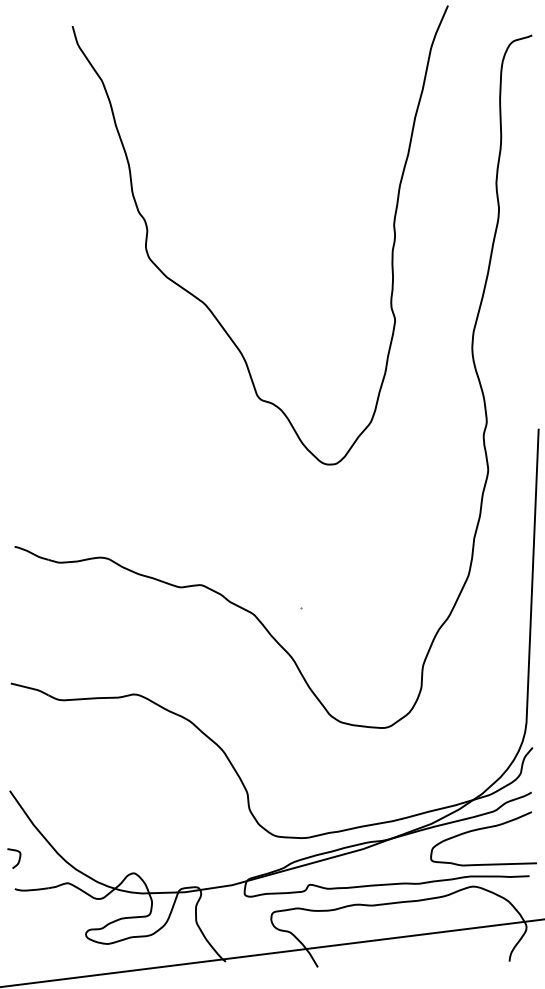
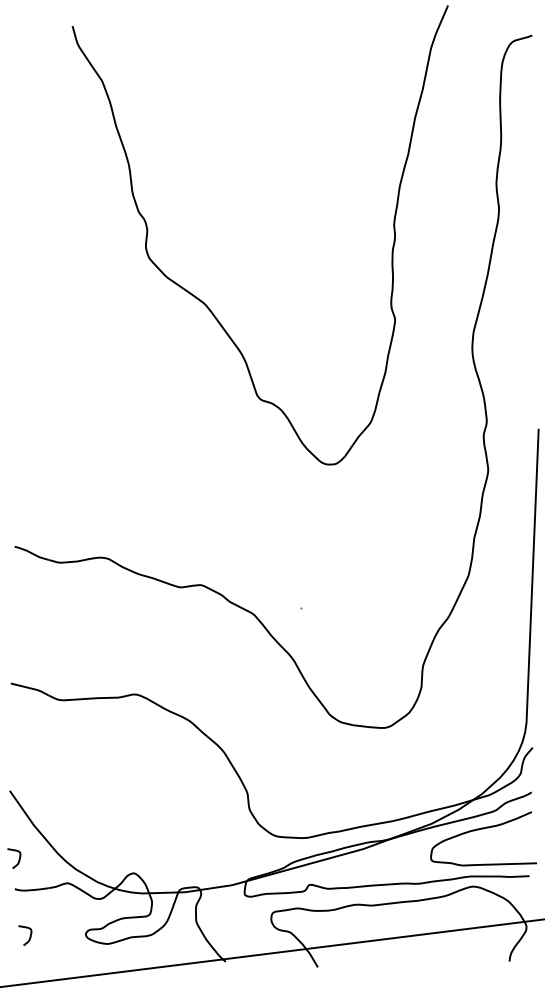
curve: none -> present (29, 936)
